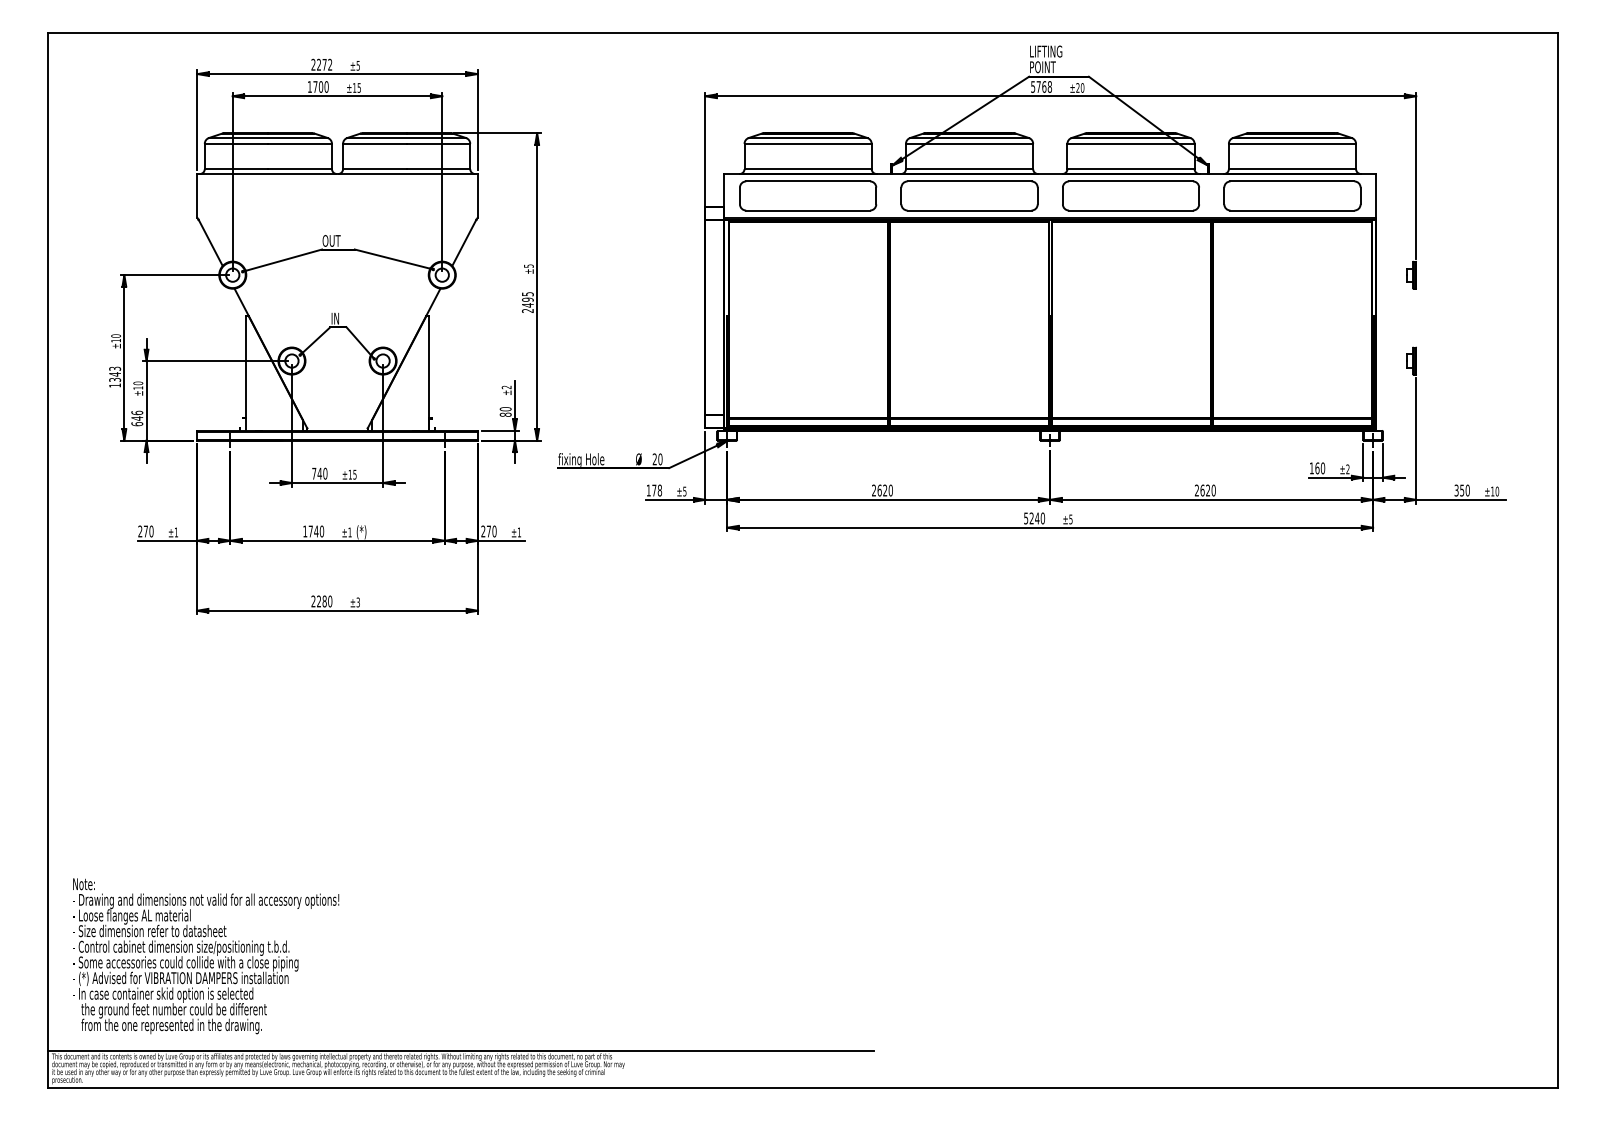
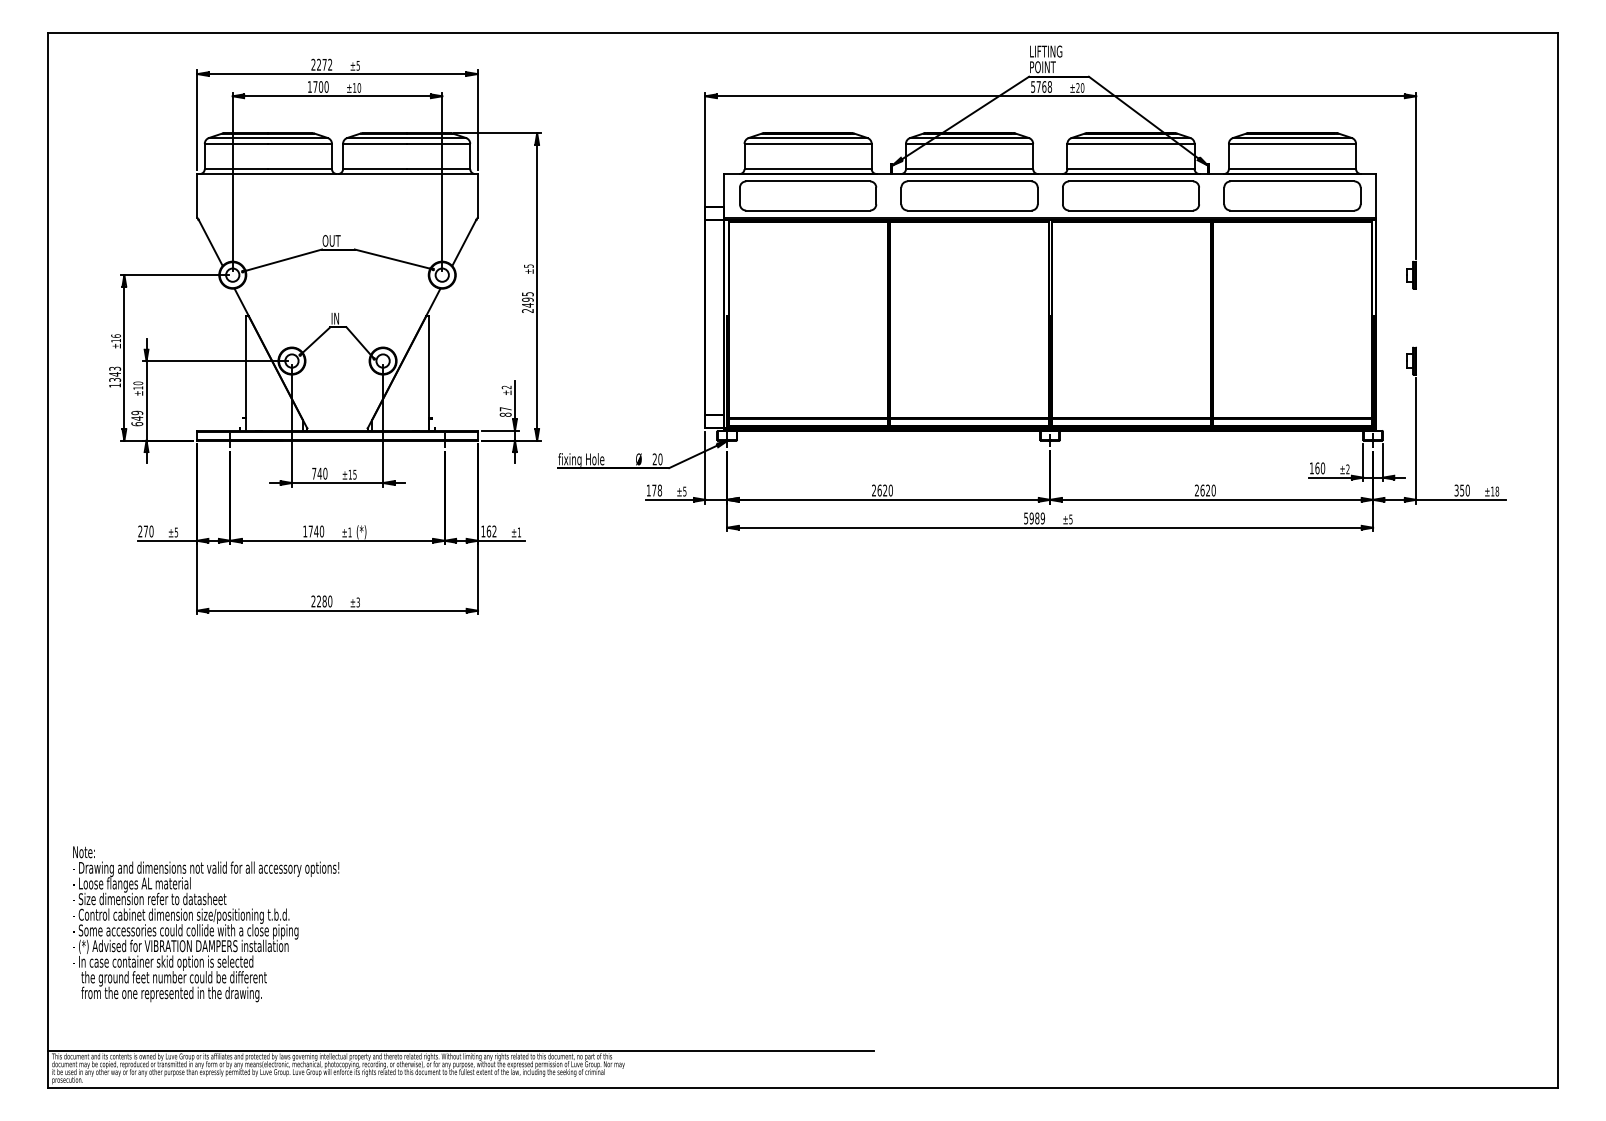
text: ±15 -> ±10 (359, 87)
text: ±10 -> ±16 (115, 335)
text: 80 -> 87 (505, 409)
text: 646 -> 649 (137, 412)
text: ±10 -> ±18 (1497, 491)
text: 5240 -> 5989 (1036, 518)
text: 270 -> 162 (488, 531)
text: ±1 -> ±5 (176, 532)
text position: (206, 956) -> (206, 924) (206, 924)
